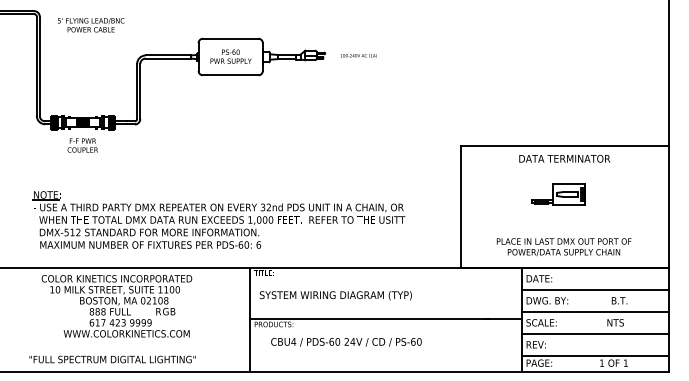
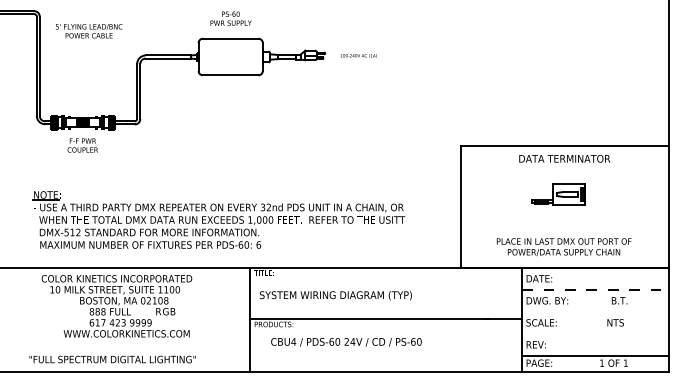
text position: (91, 25) -> (89, 31) (89, 31)
text position: (230, 56) -> (230, 18) (230, 18)
line: solid -> dashed (595, 289)
line: present -> none (595, 311)
line: present -> none (595, 333)
